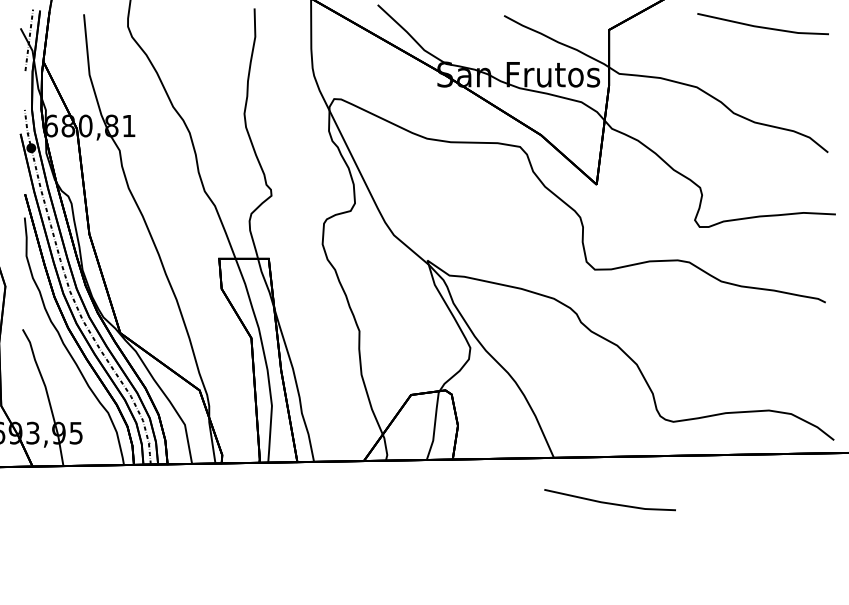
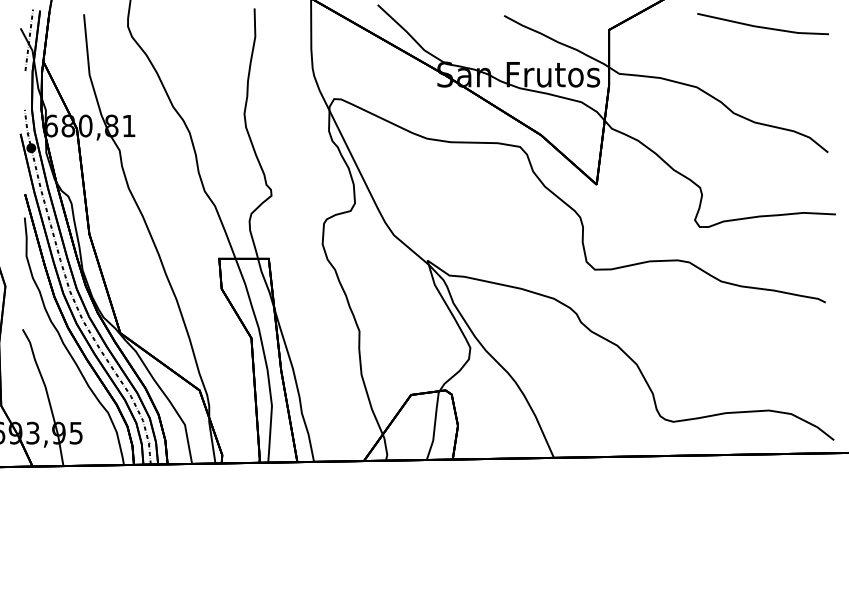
line: present -> none (609, 502)
